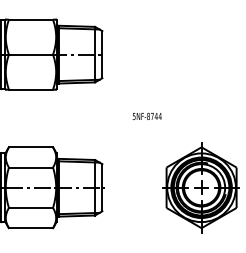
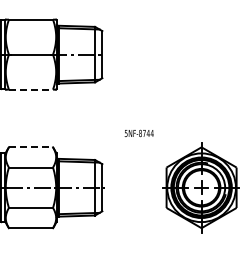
line: solid -> dashed (31, 89)
text position: (146, 116) -> (138, 133) (138, 133)
line: solid -> dashed (31, 147)
